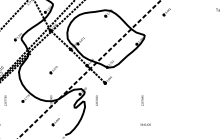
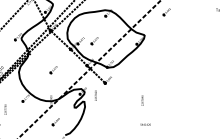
part: none -> present (94, 41)
text position: (5, 100) -> (5, 109) (5, 109)
text position: (96, 100) -> (95, 95) (95, 95)
